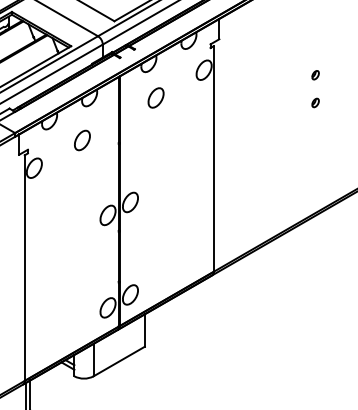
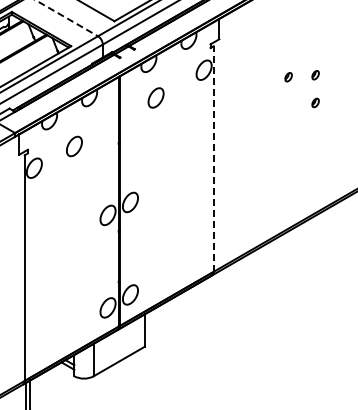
line: solid -> dashed (67, 18)
part: none -> present (288, 77)
part position: (82, 140) -> (74, 146) (74, 146)
line: solid -> dashed (213, 159)
